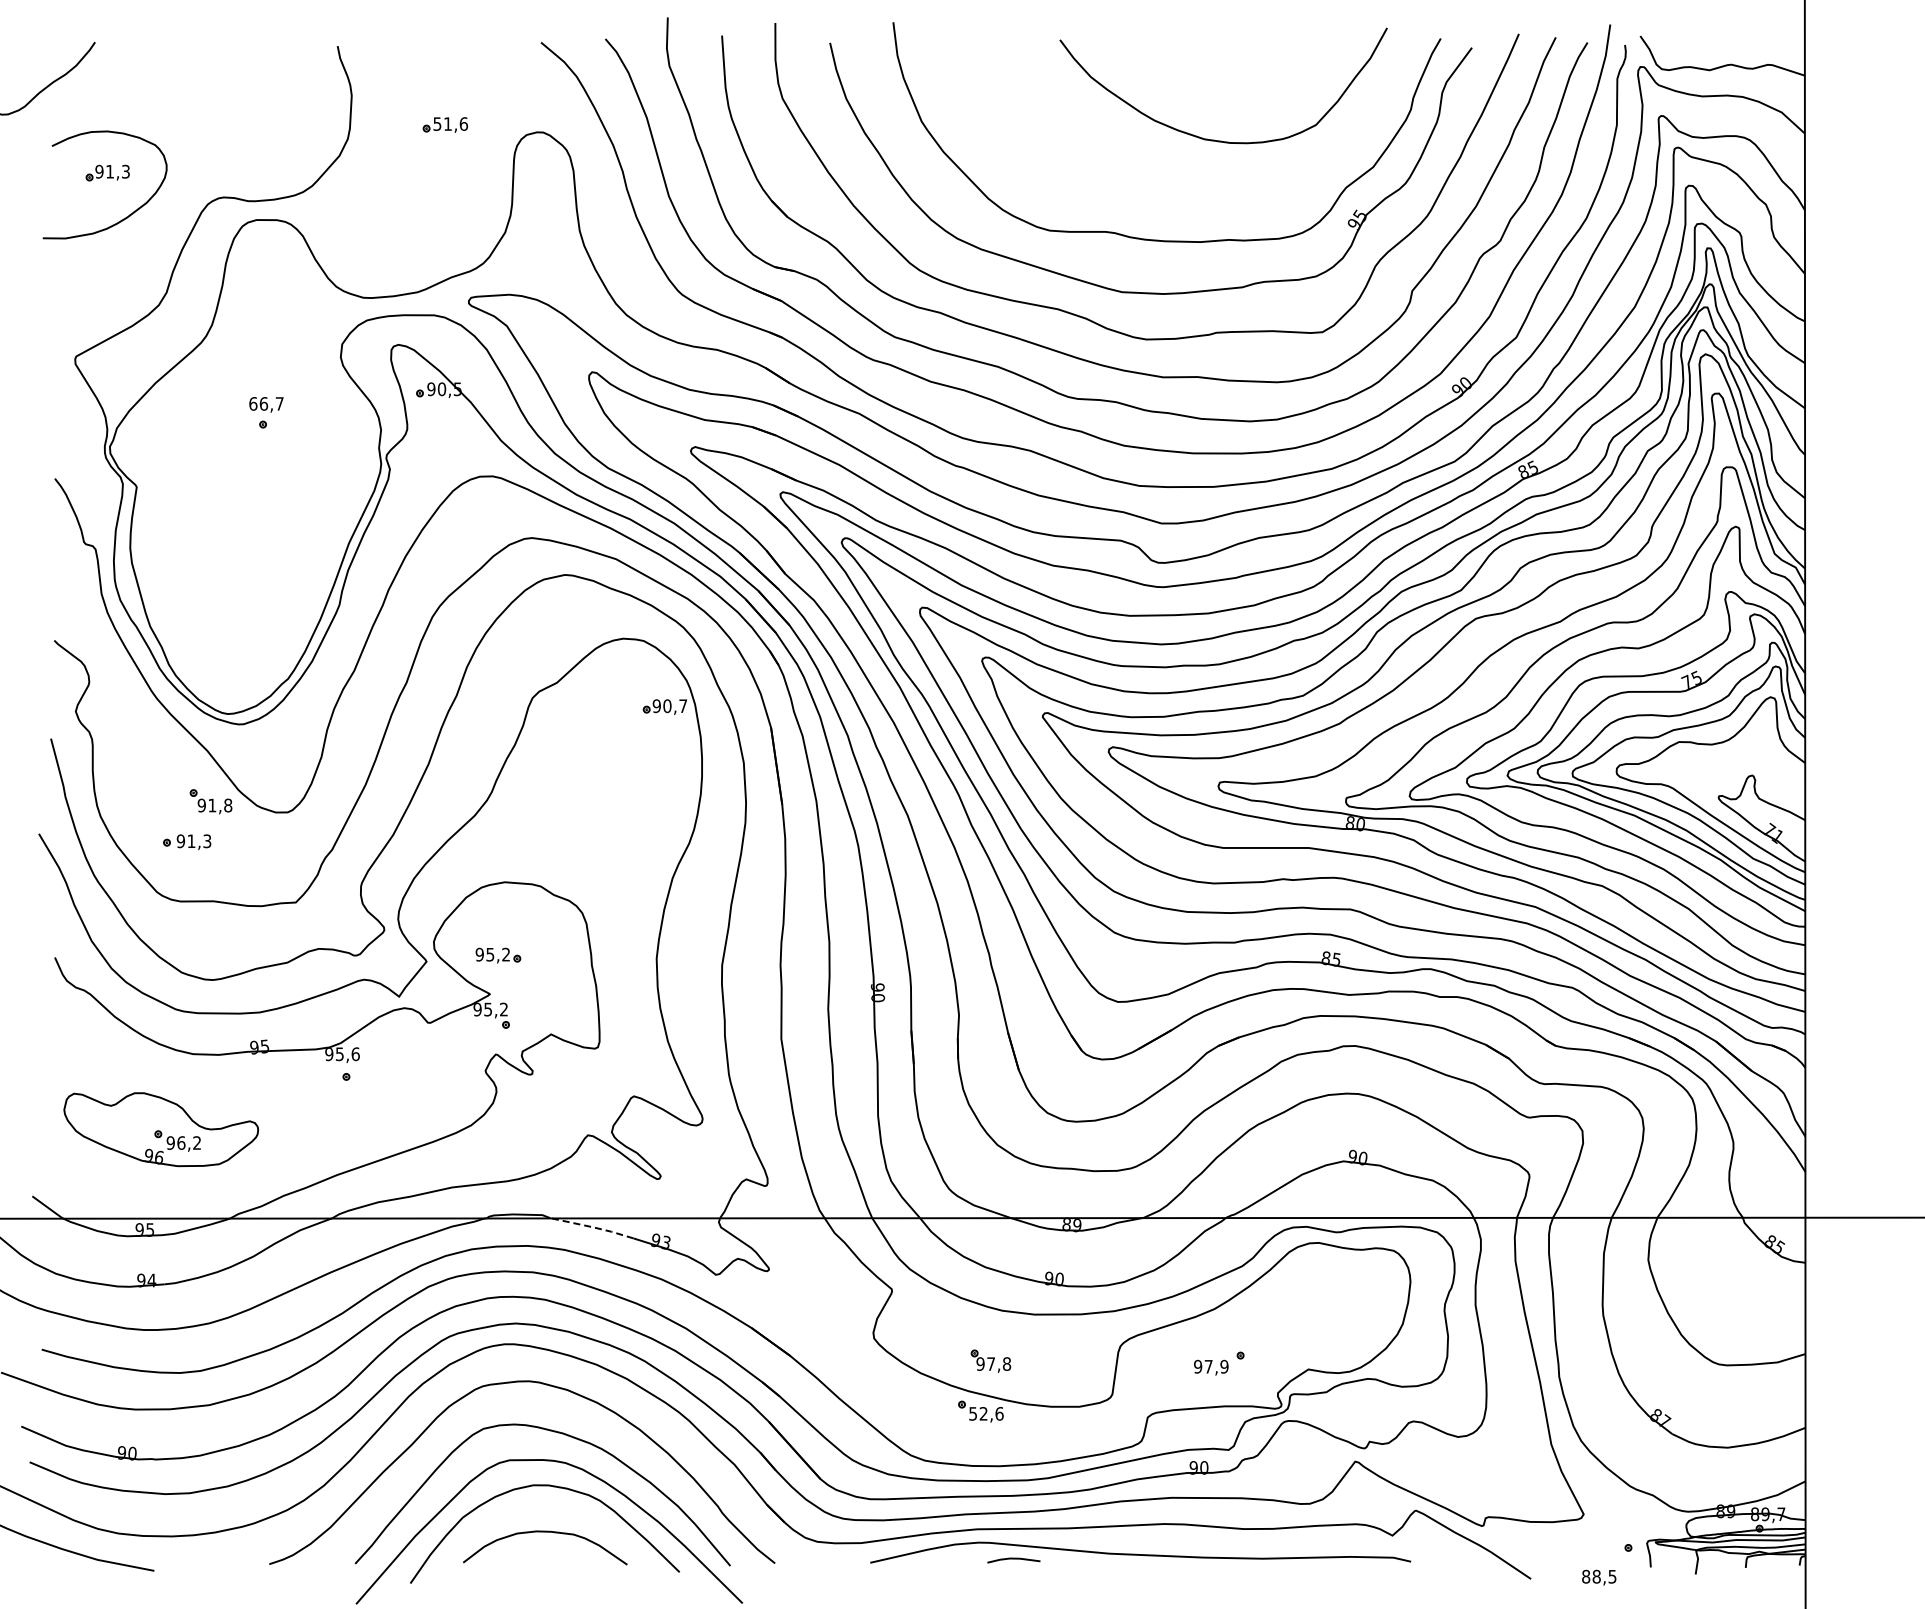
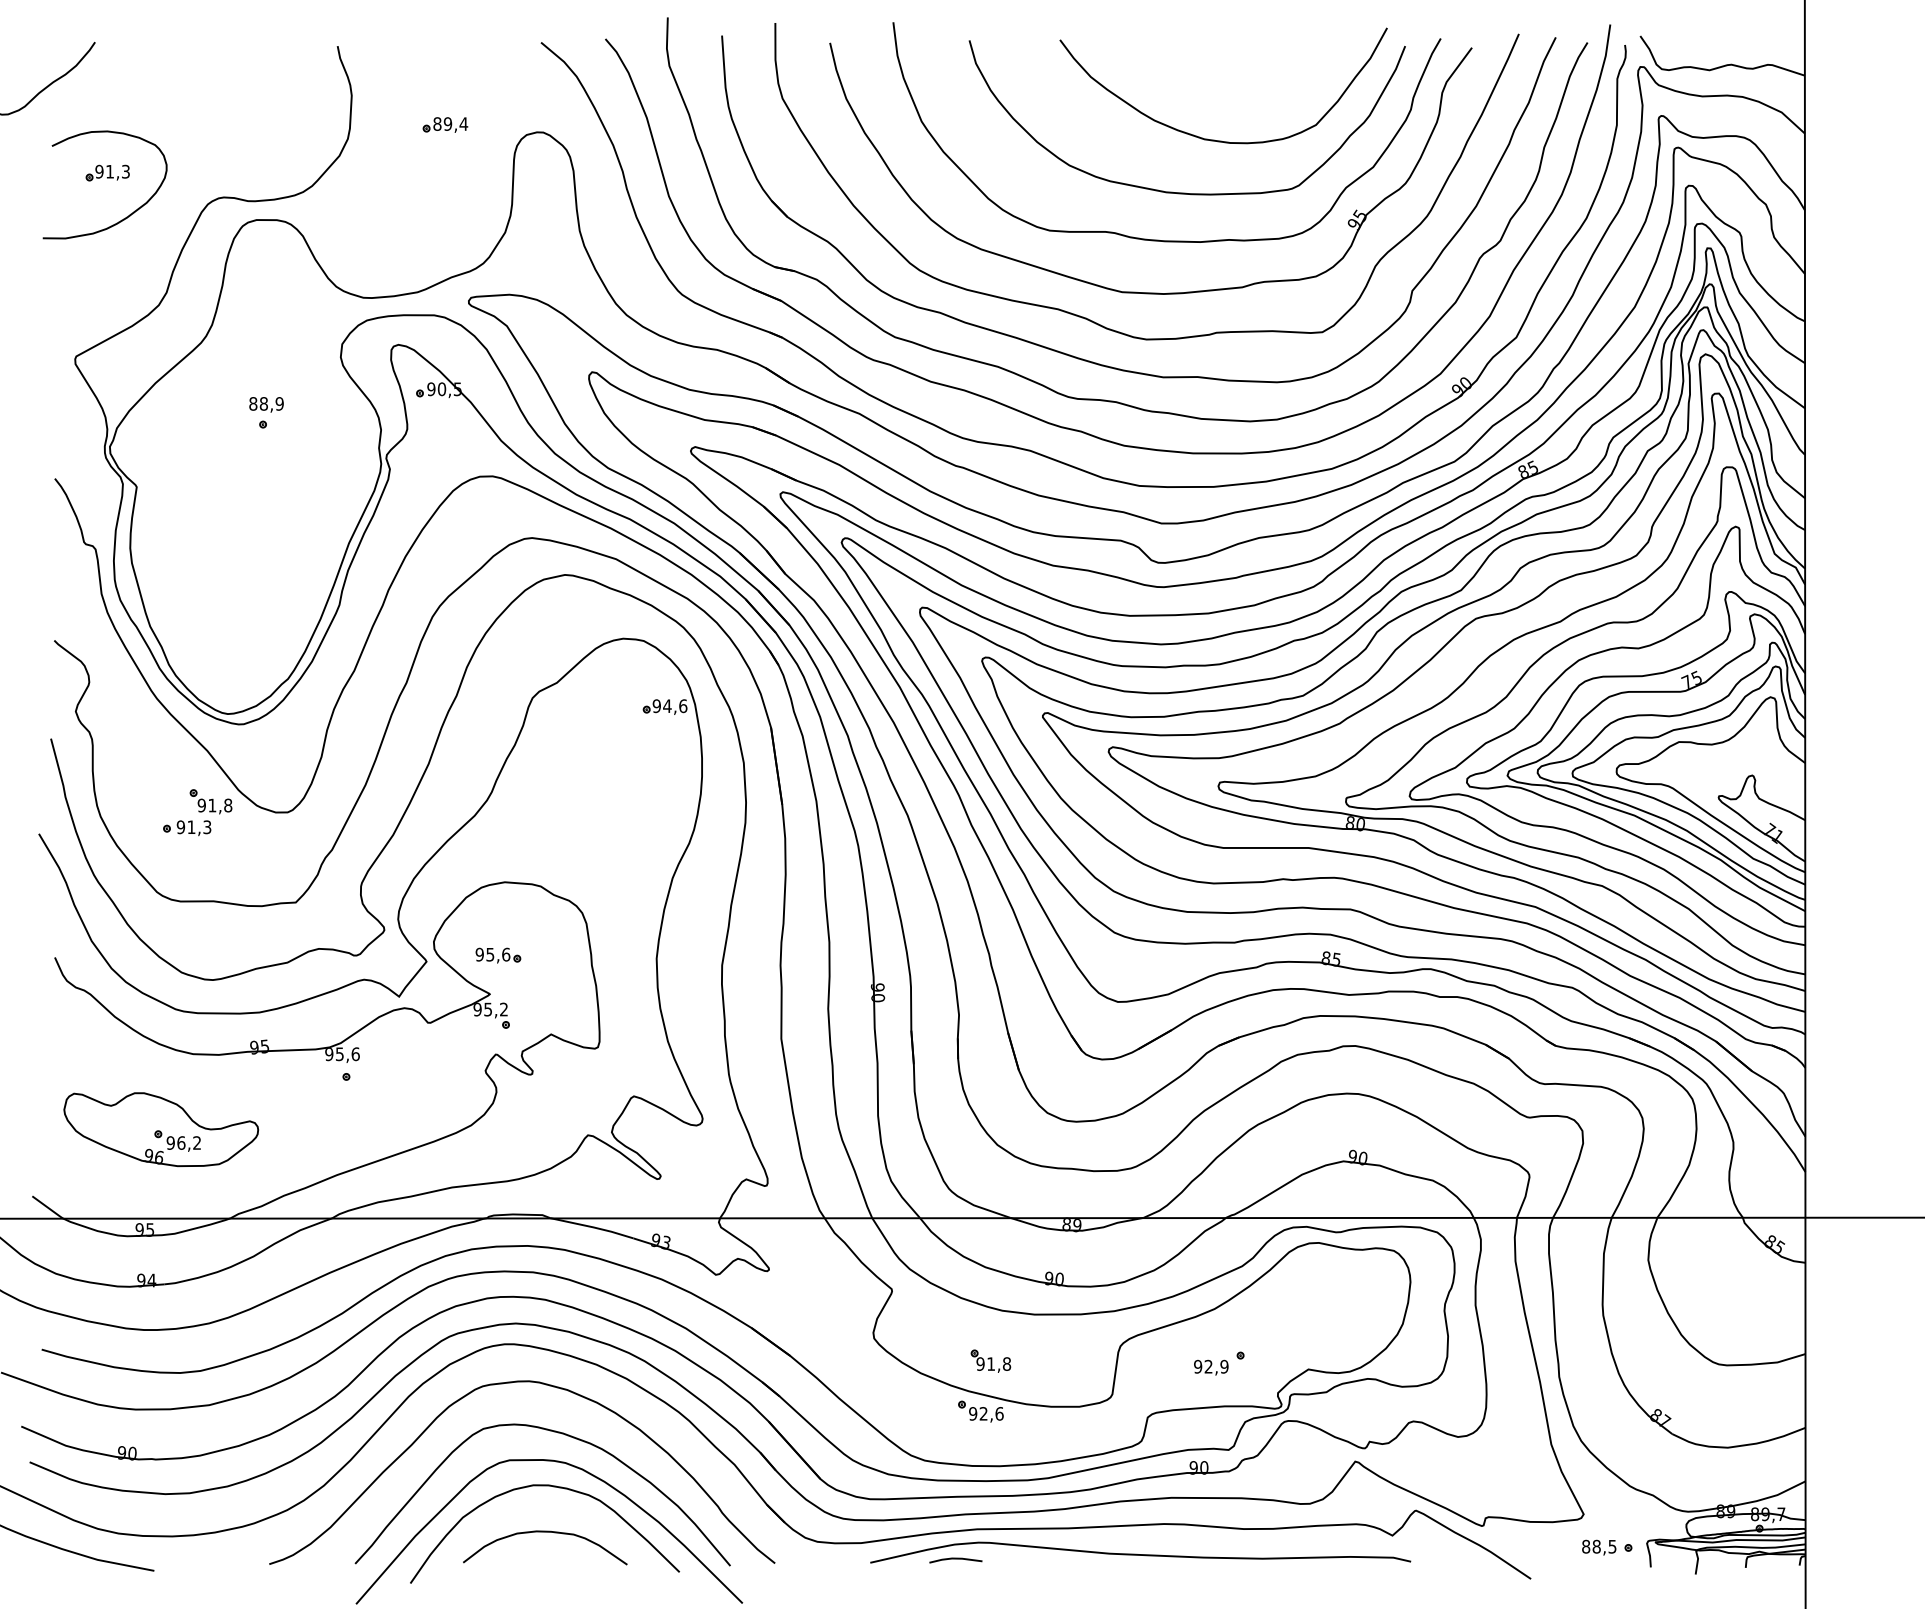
text: 51,6 -> 89,4 (450, 123)
curve: none -> present (1186, 192)
text: 66,7 -> 88,9 (266, 403)
text: 90,7 -> 94,6 (675, 706)
part position: (187, 842) -> (187, 828) (187, 828)
text: 95,2 -> 95,6 (506, 954)
line: dashed -> solid (592, 1227)
text: 97,8 -> 91,8 (990, 1363)
text: 97,9 -> 92,9 (1208, 1366)
text: 52,6 -> 92,6 (973, 1413)
line position: (1013, 1559) -> (955, 1559) (955, 1559)
text position: (1599, 1577) -> (1599, 1547) (1599, 1547)
